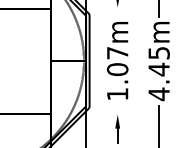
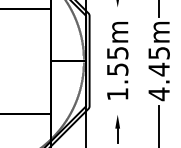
text: 1.07m -> 1.55m (117, 61)
